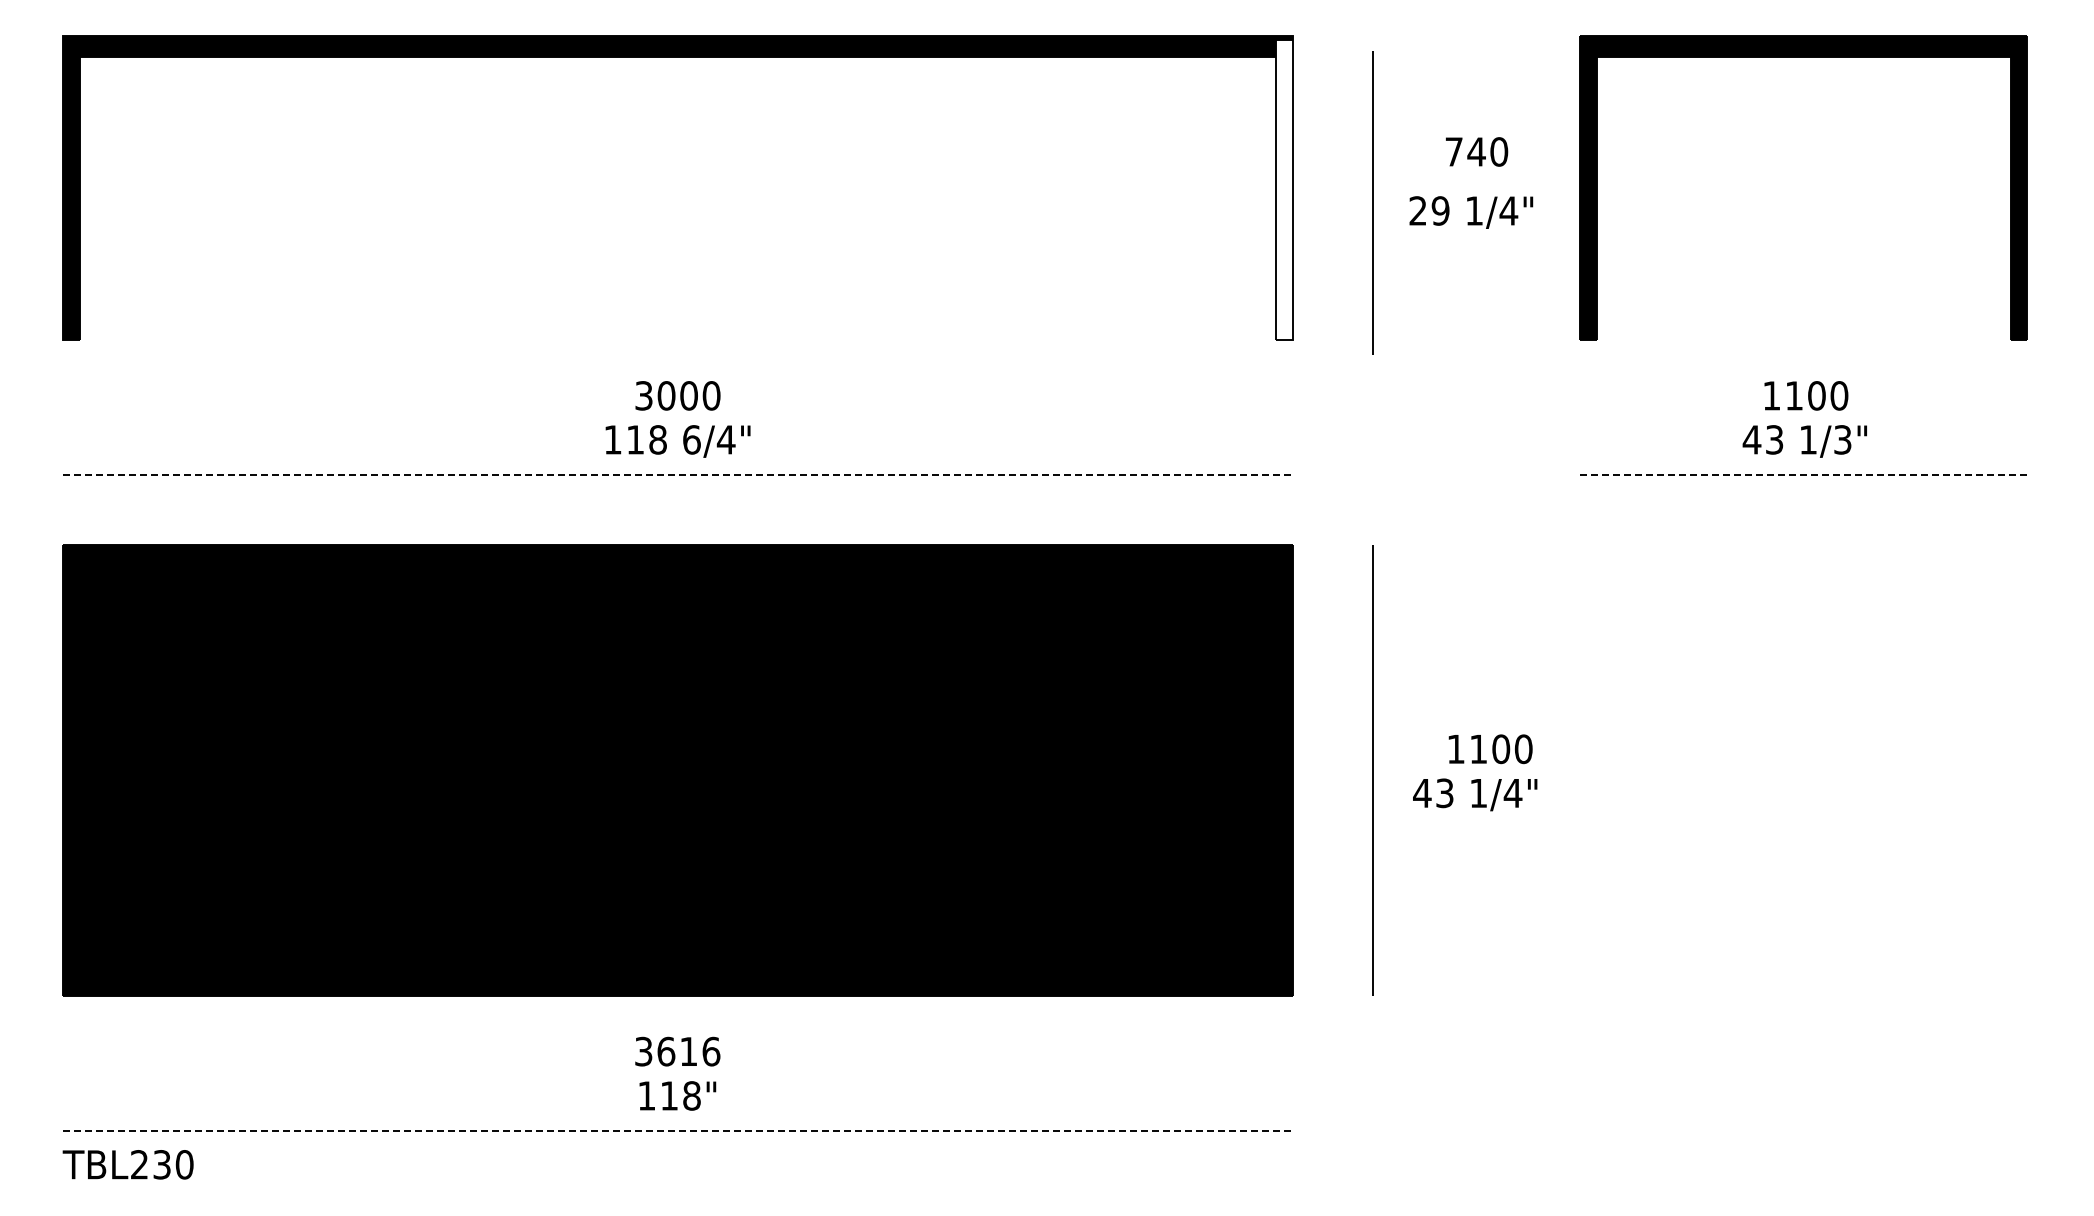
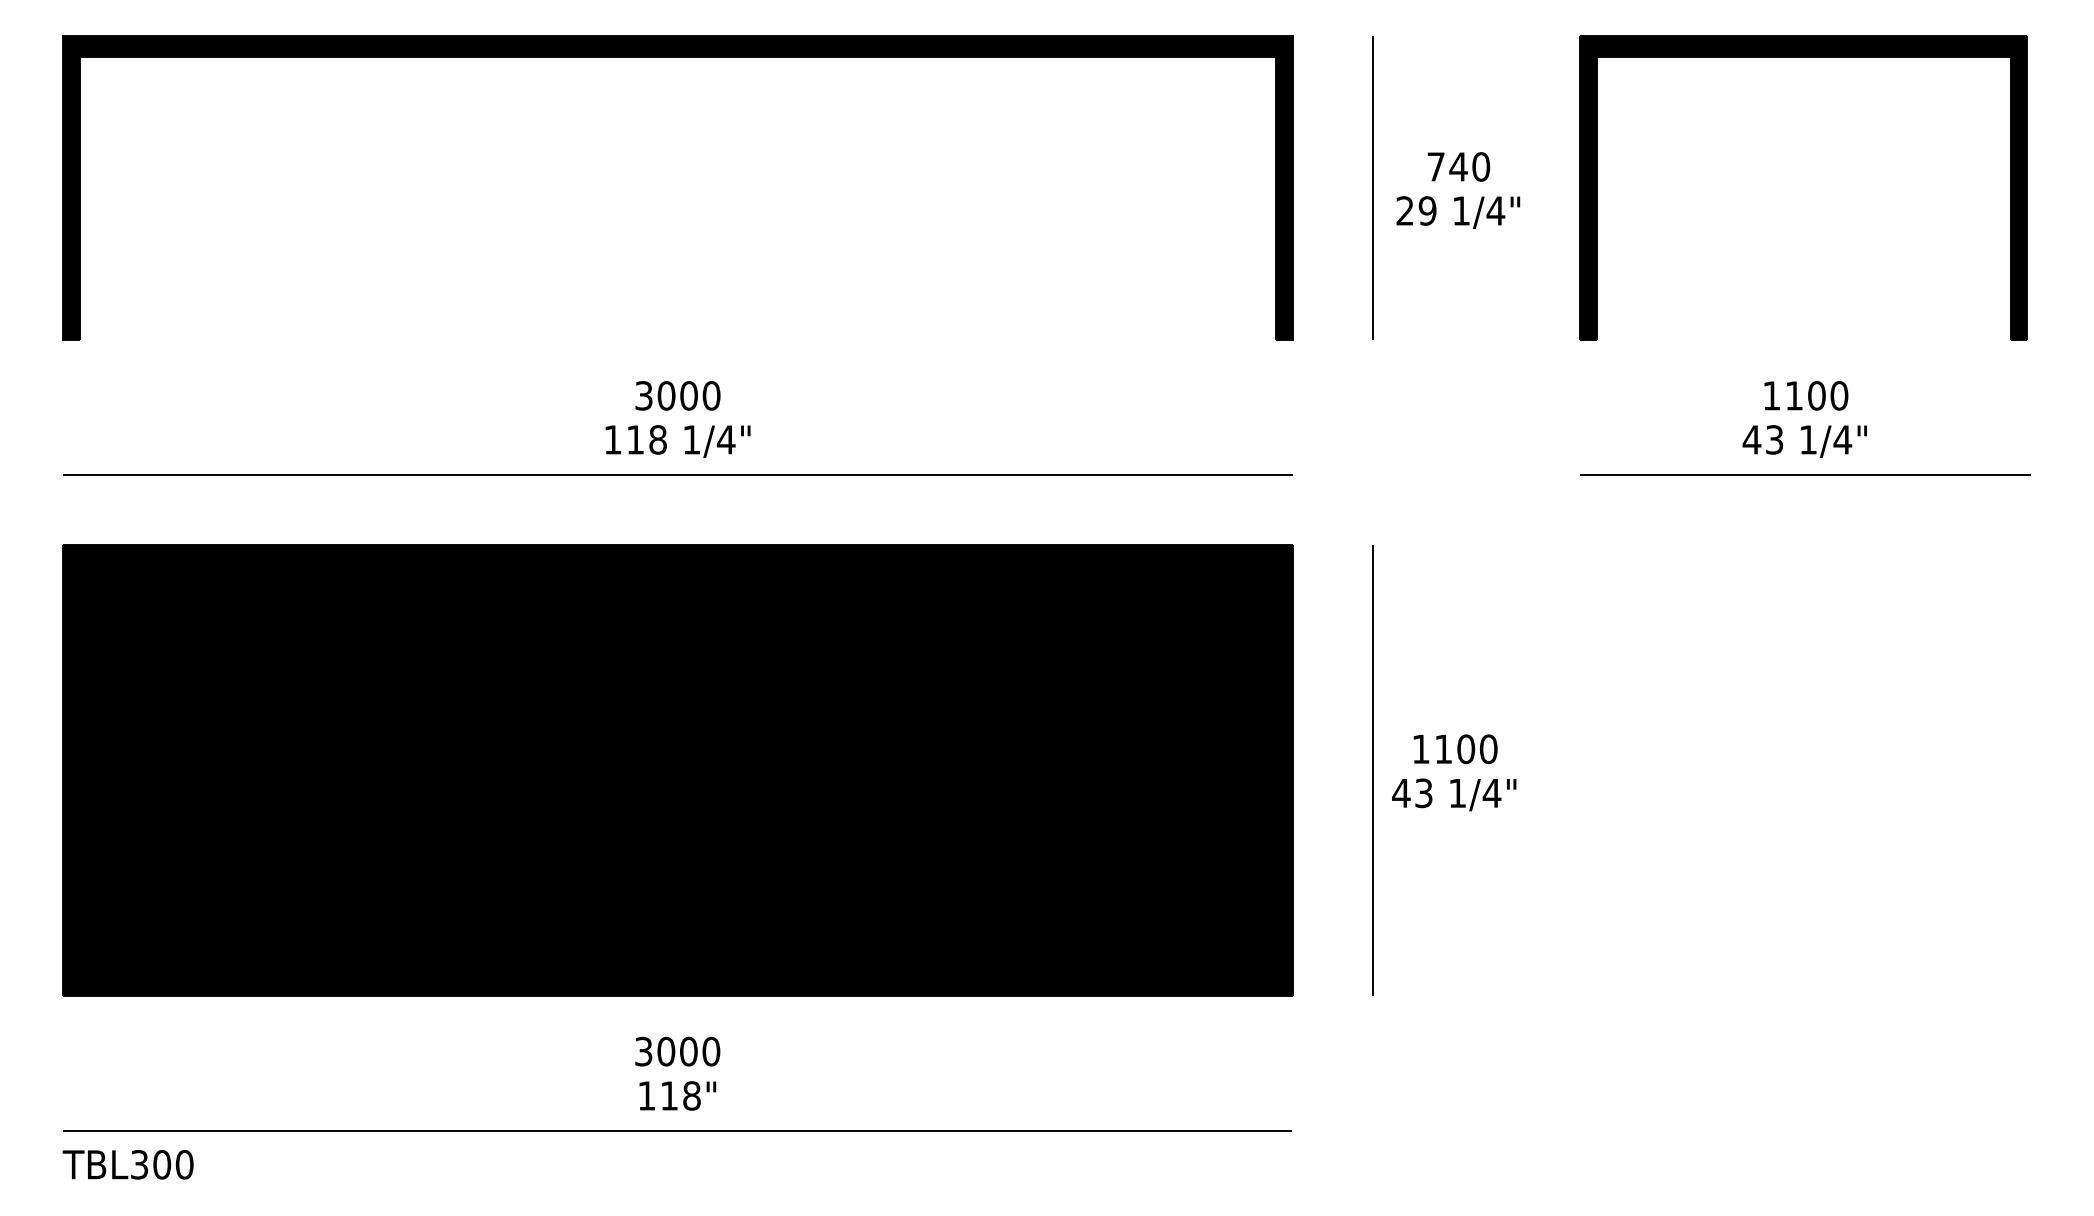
text position: (1477, 151) -> (1459, 166) (1459, 166)
fill: none -> present (1284, 189)
line position: (1372, 202) -> (1372, 187) (1372, 187)
text position: (1471, 212) -> (1458, 212) (1458, 212)
text: 6/4" -> 1/4" (691, 439)
text: 1/3" -> 1/4" (1842, 439)
line: dashed -> solid (678, 475)
line: dashed -> solid (1806, 475)
text position: (1490, 749) -> (1455, 749) (1455, 749)
text position: (1475, 794) -> (1454, 794) (1454, 794)
text: 3616 -> 3000 (688, 1051)
line: dashed -> solid (677, 1131)
text: TBL230 -> TBL300 (151, 1164)
